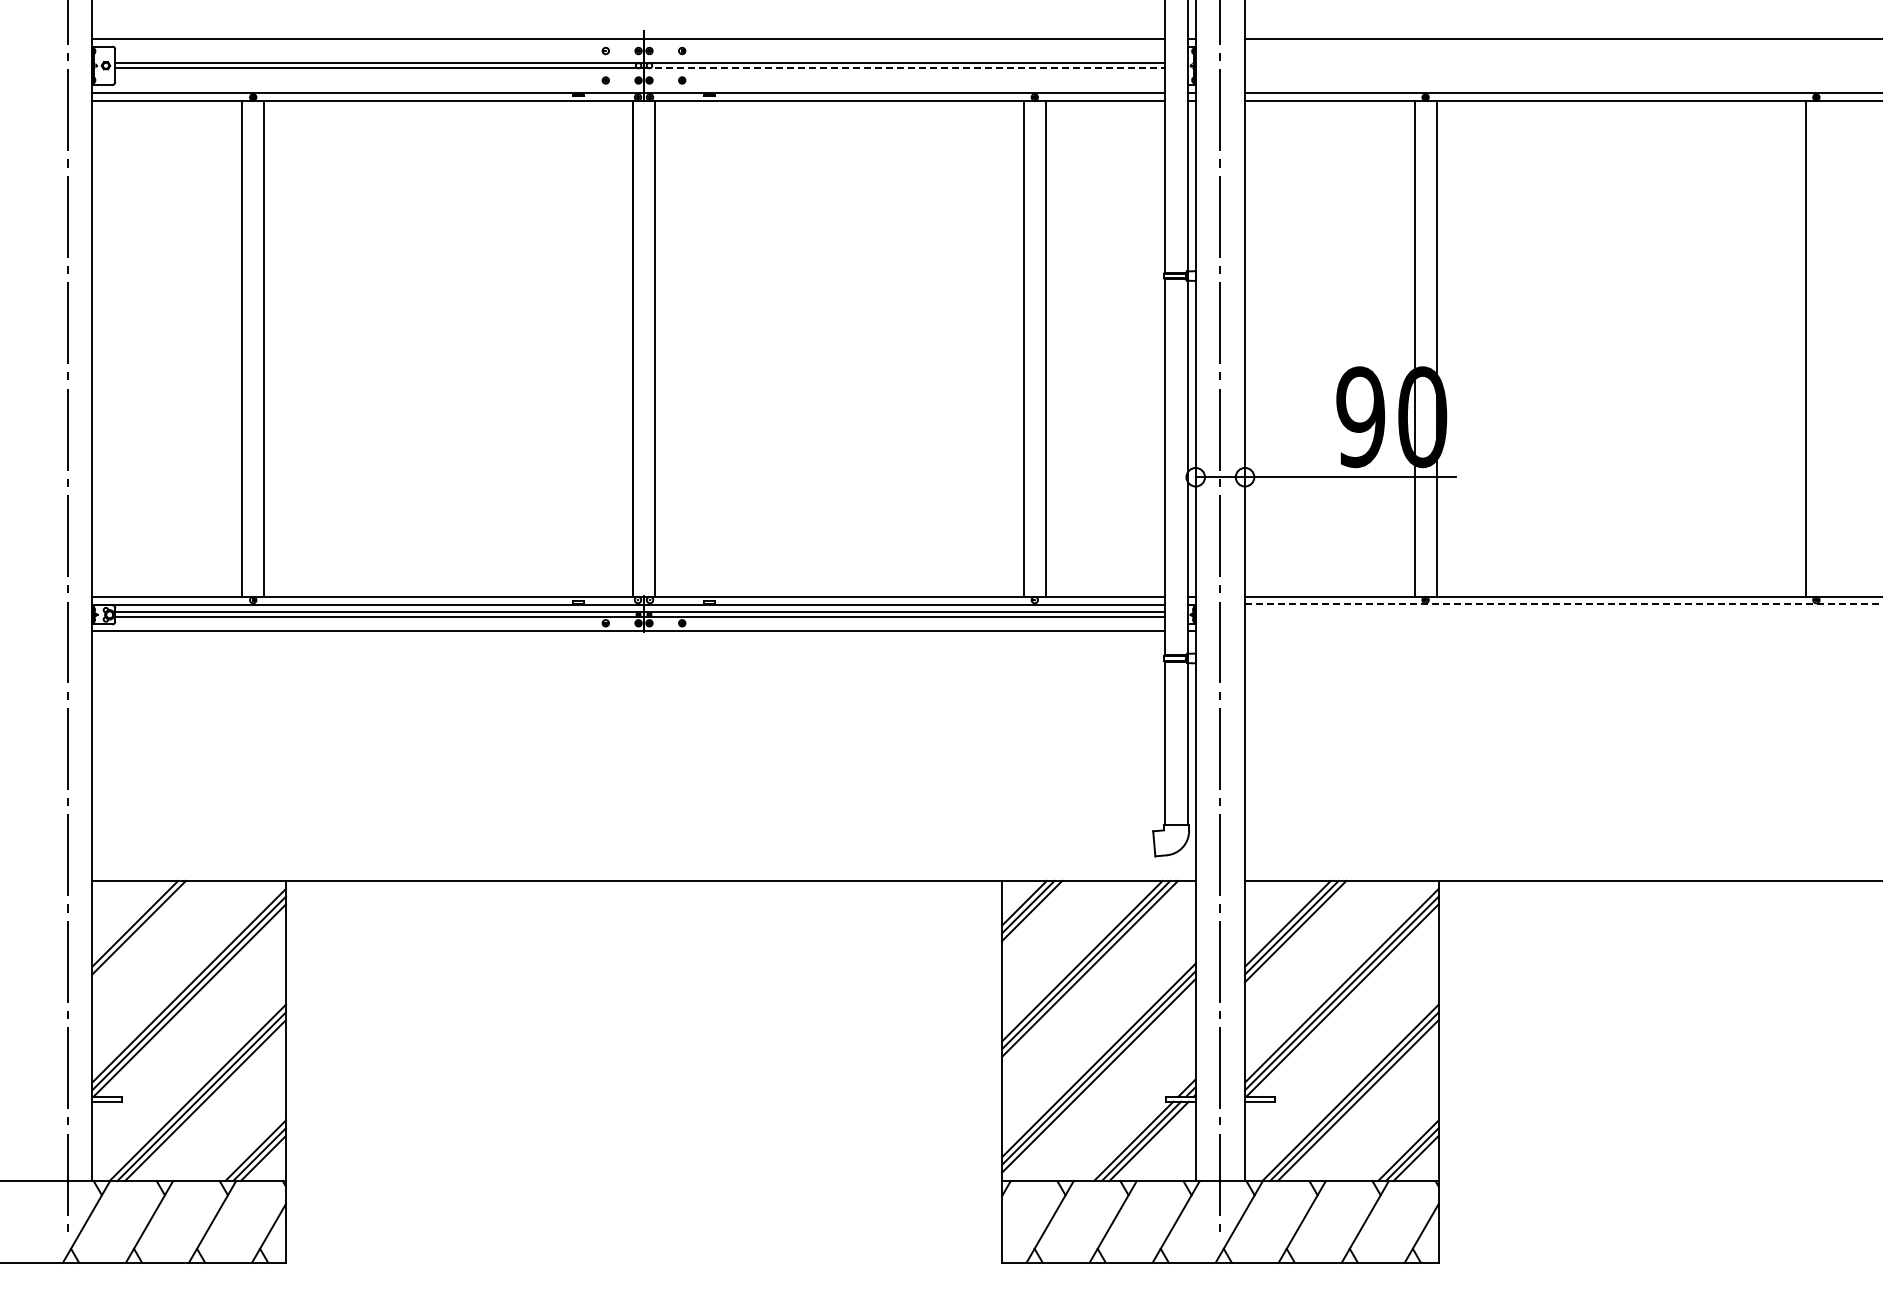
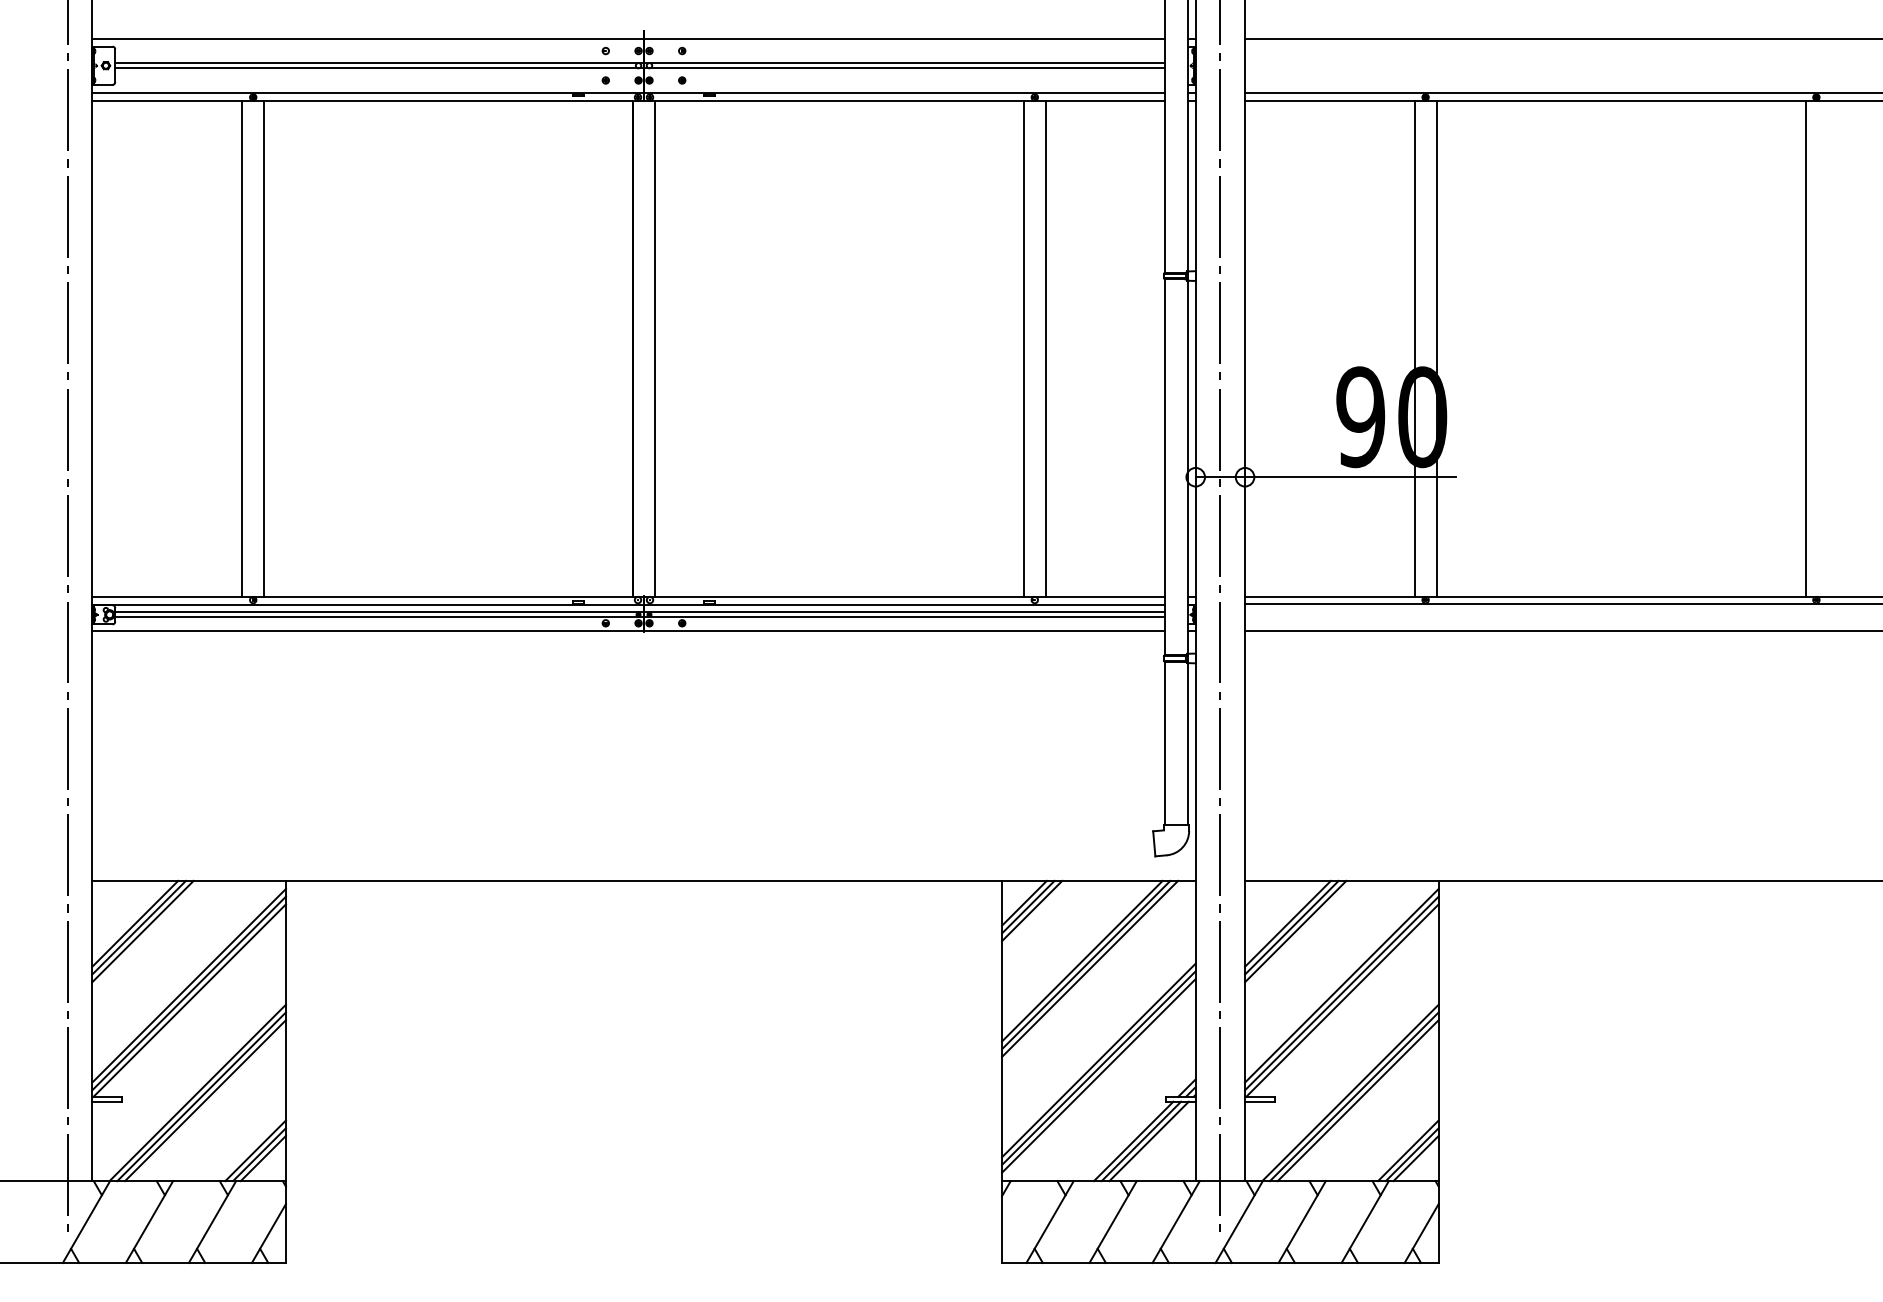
line: dashed -> solid (904, 68)
line: dashed -> solid (1563, 604)
line: none -> present (1562, 631)
line: none -> present (142, 931)
